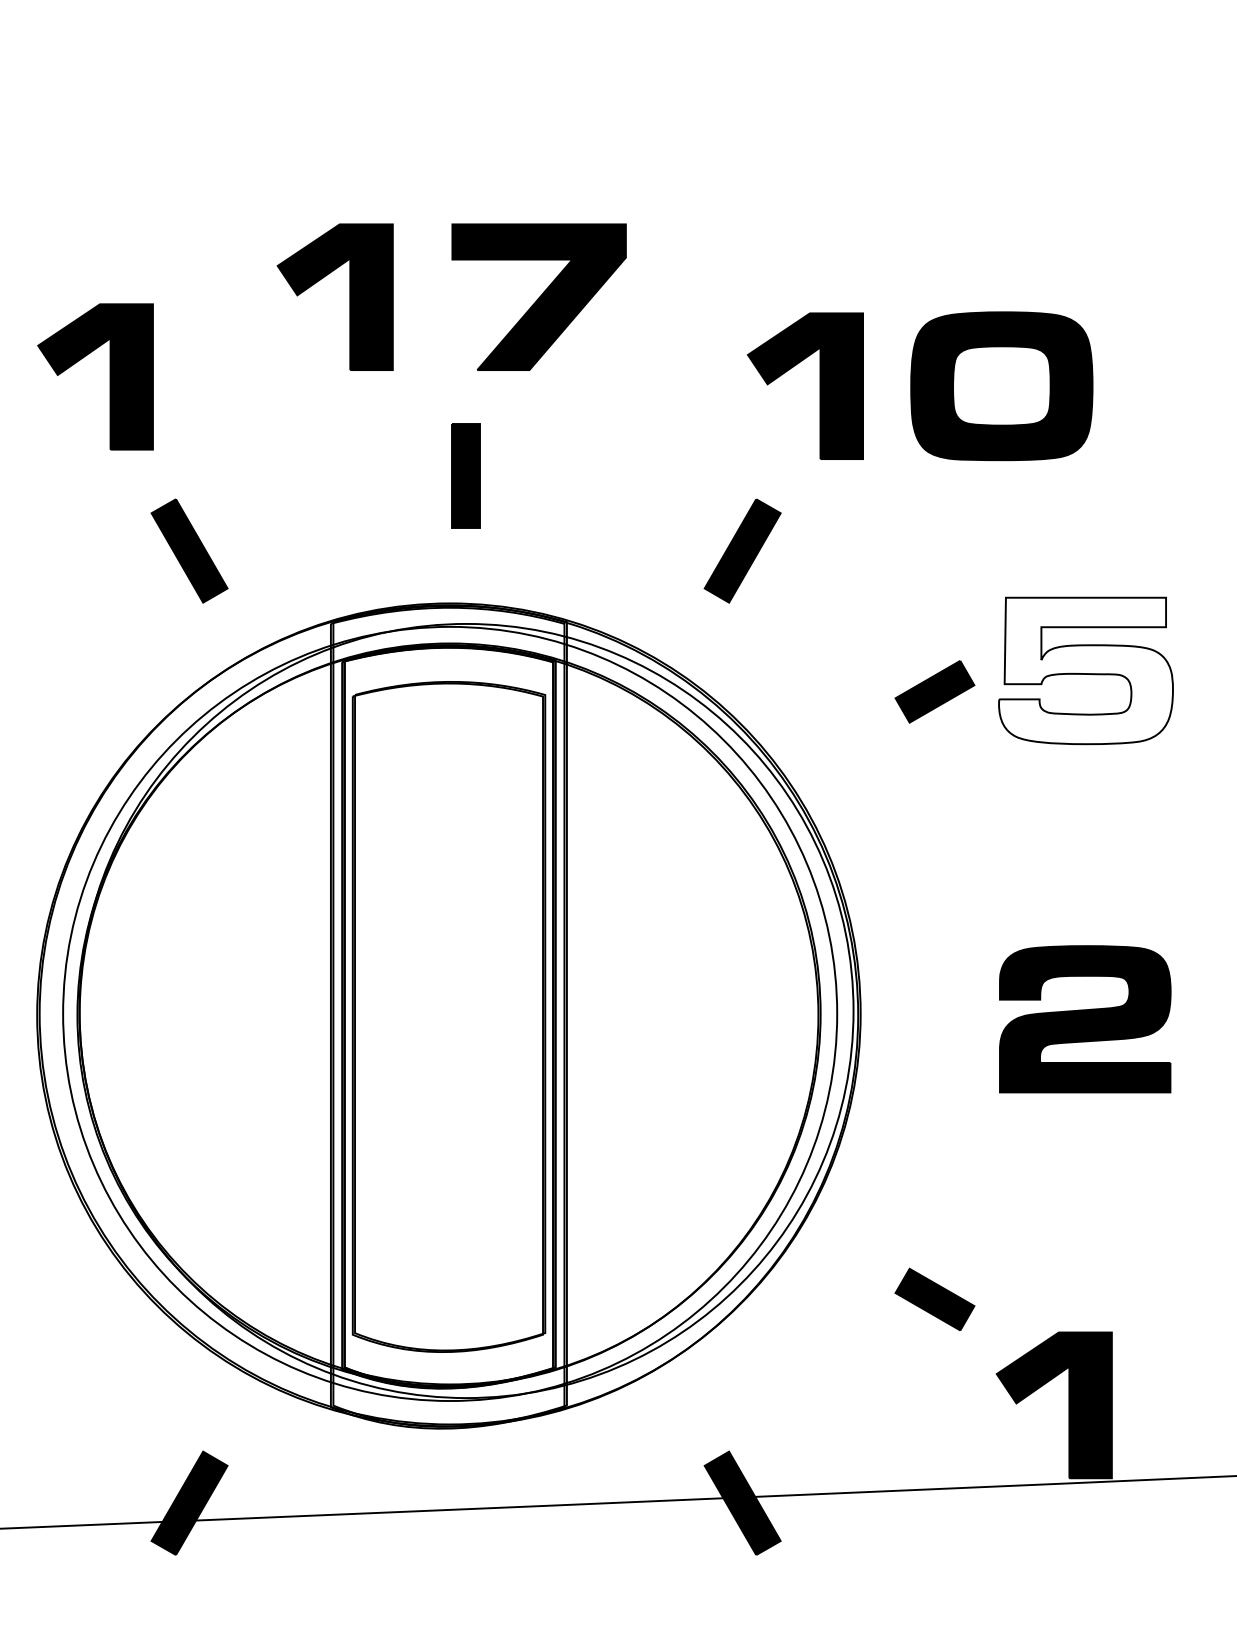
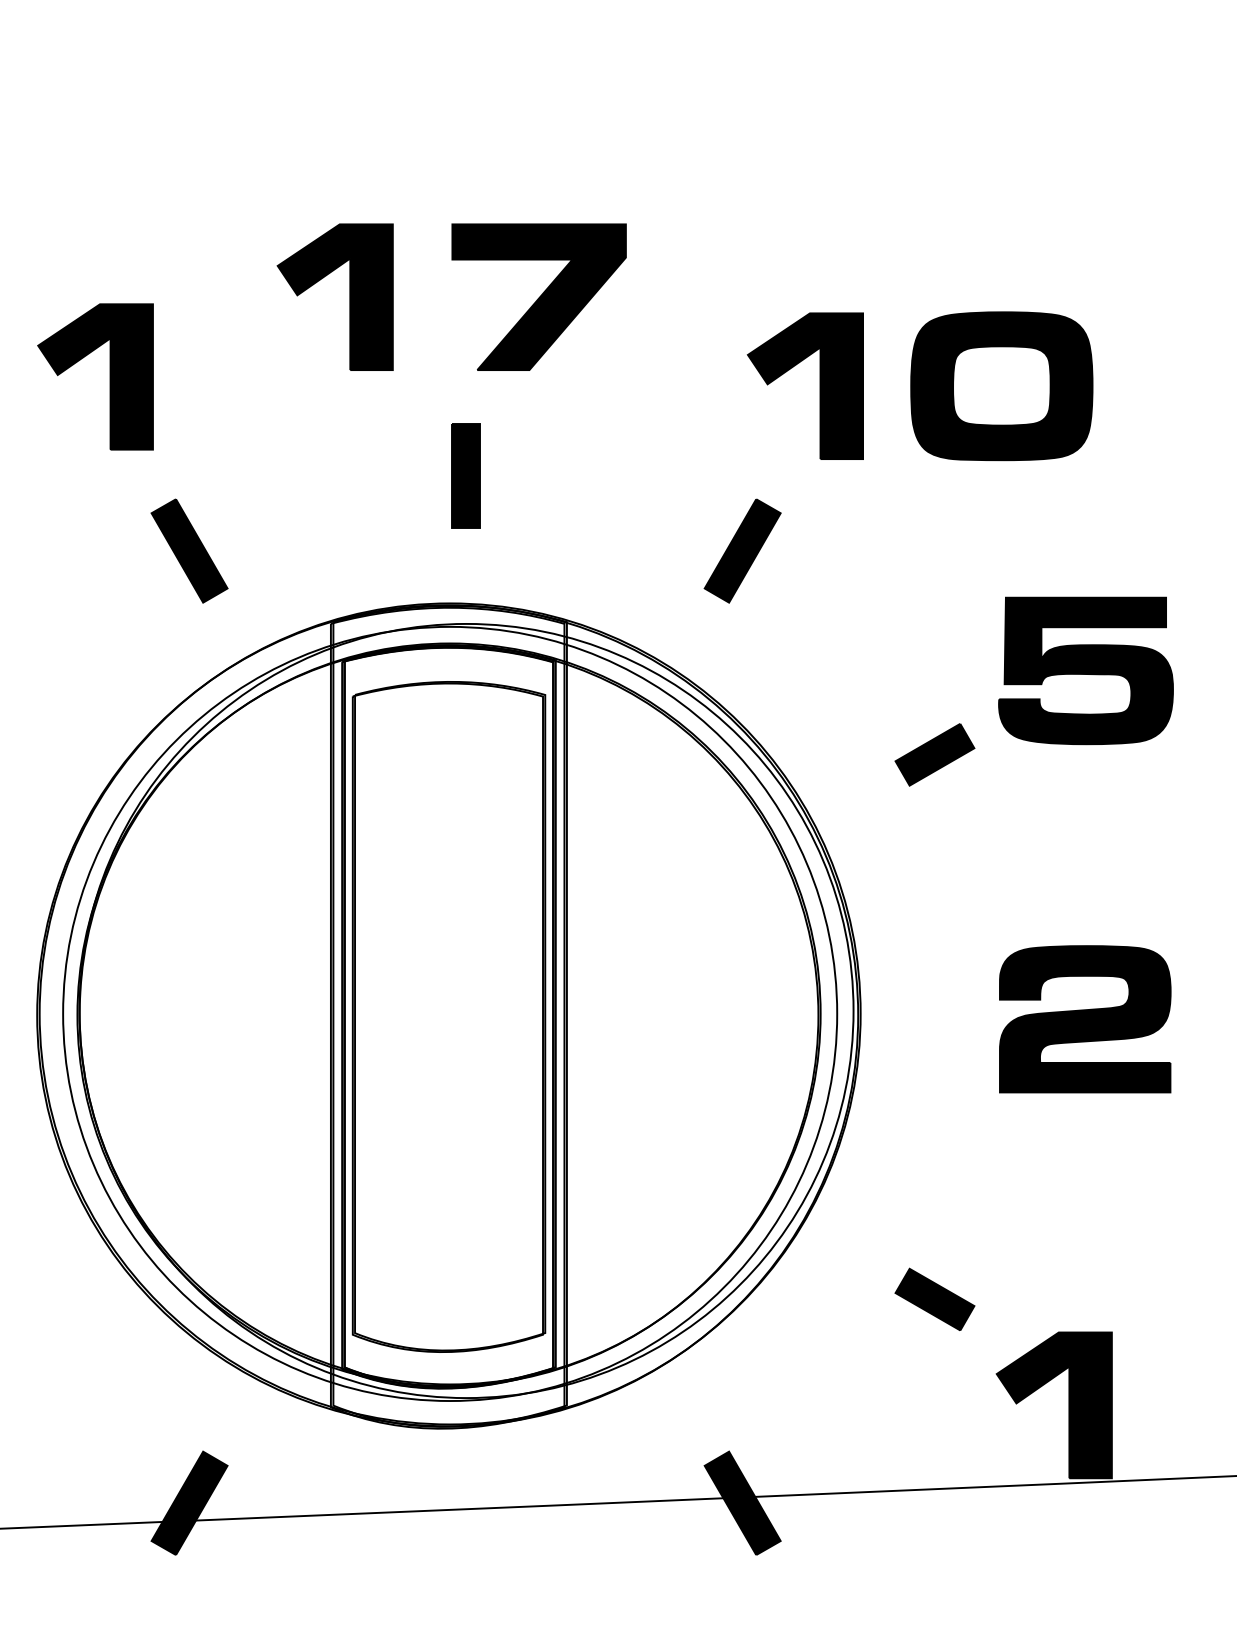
fill: none -> present (1085, 670)
part position: (934, 691) -> (934, 754) (934, 754)
